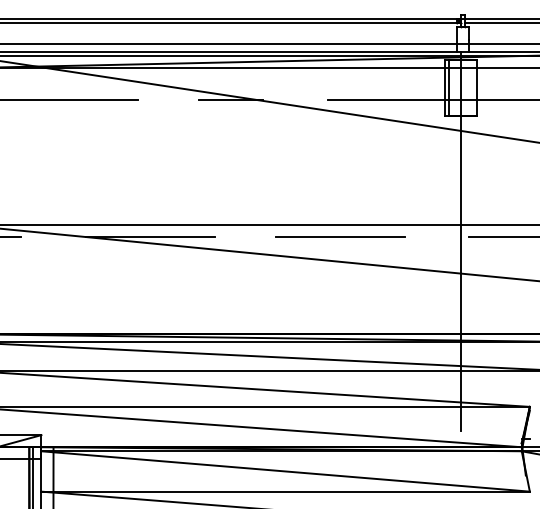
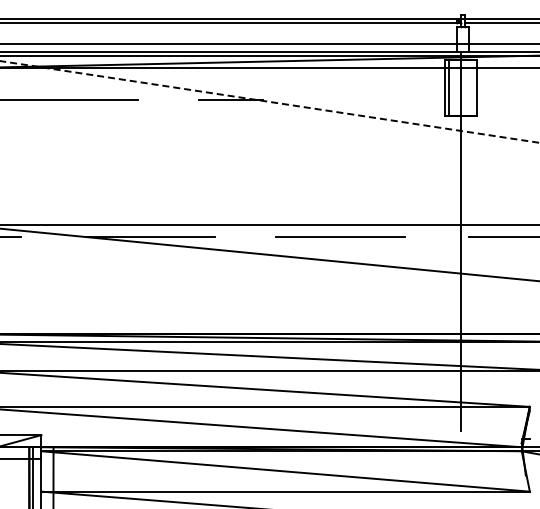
line: present -> none (432, 100)
line: solid -> dashed (269, 101)
